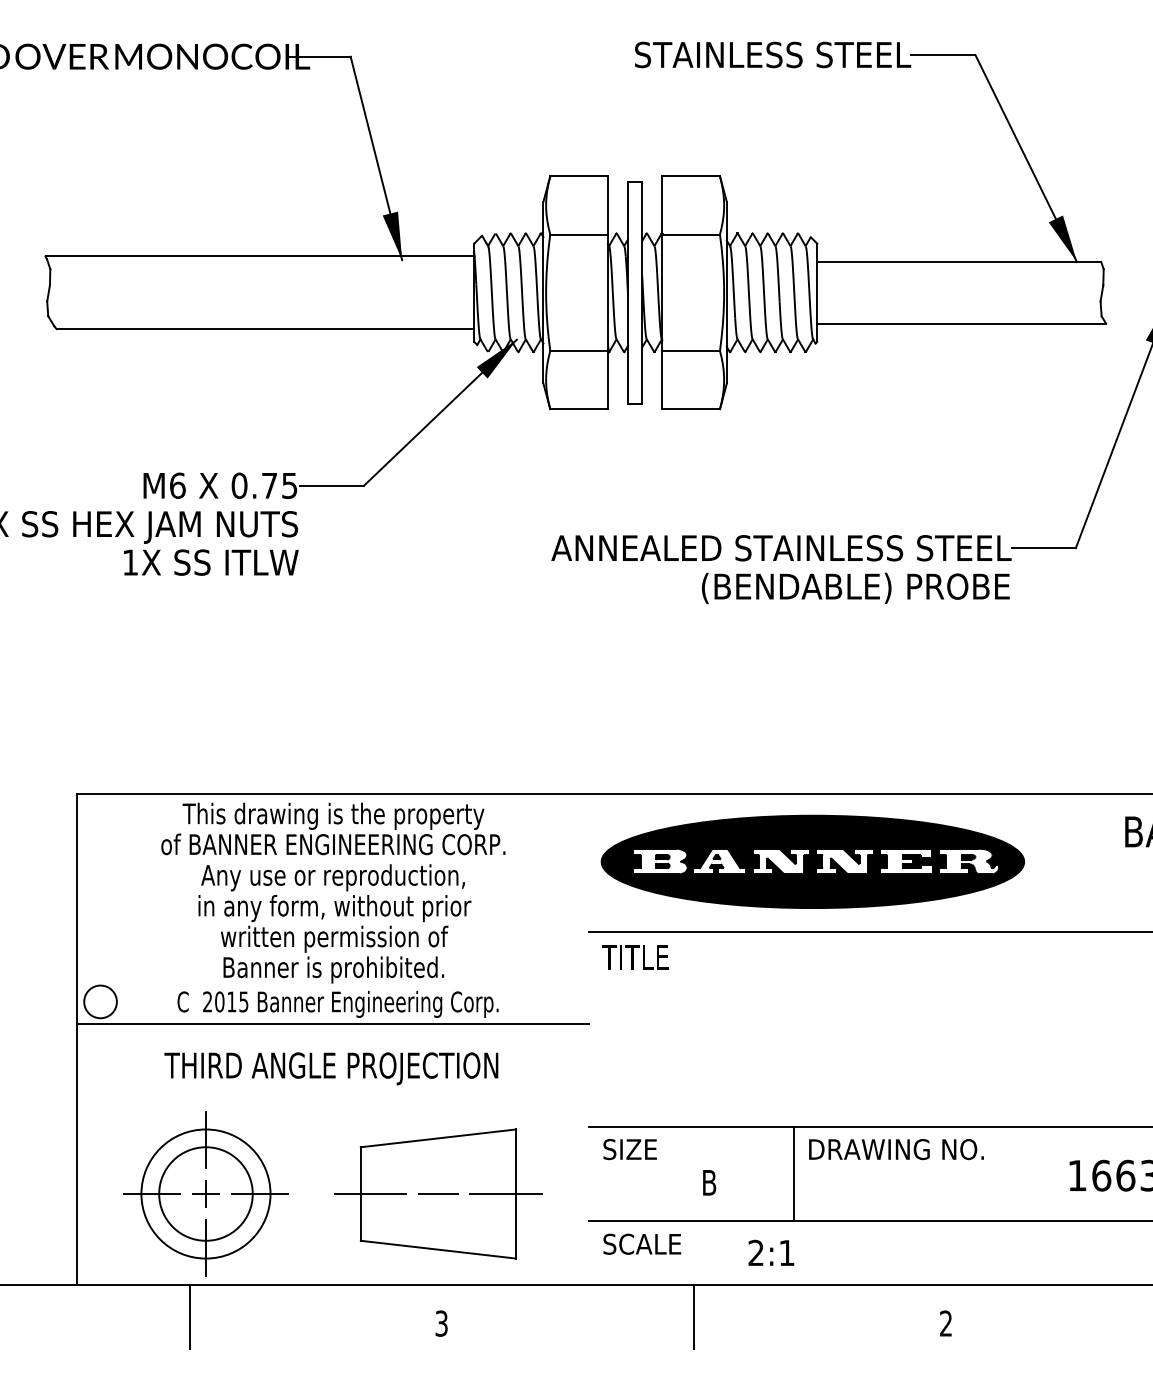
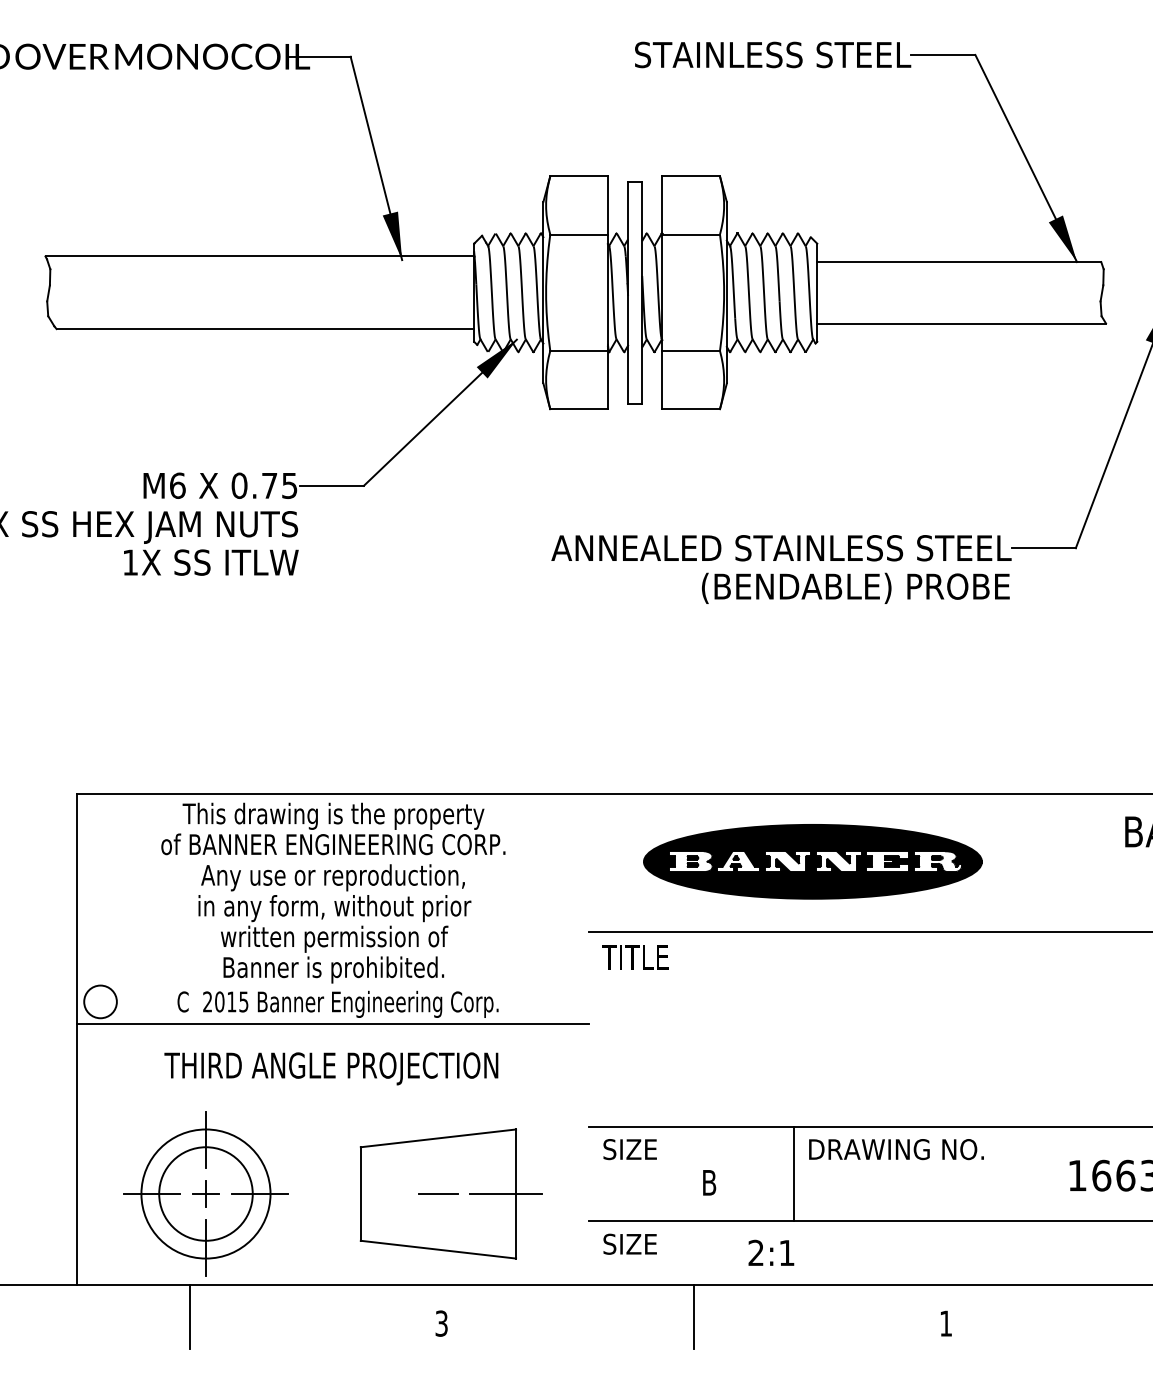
part size: 426x95 px -> 340x76 px (812, 861)
line: present -> none (370, 1194)
text: SCALE -> SIZE (650, 1243)
text: 2 -> 1 (945, 1323)
